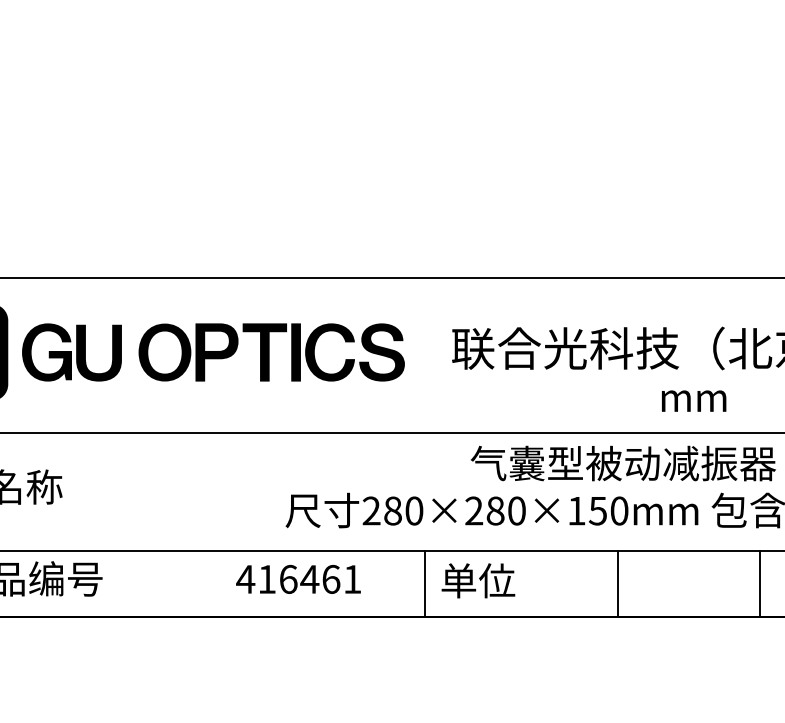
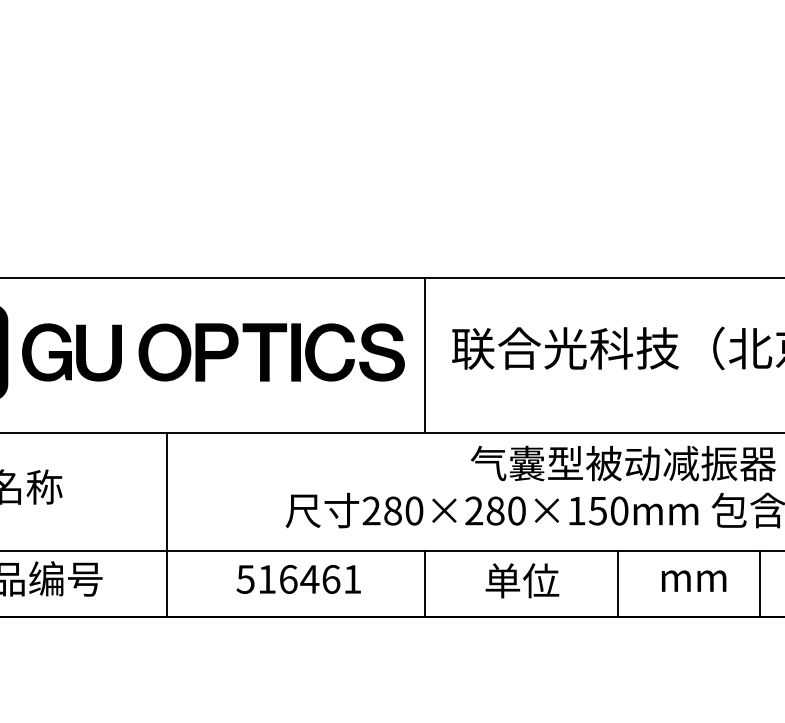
line: none -> present (425, 354)
text position: (694, 400) -> (694, 580) (694, 580)
line: none -> present (167, 524)
text: 416461 -> 516461 (245, 579)
text position: (478, 580) -> (522, 580) (522, 580)
